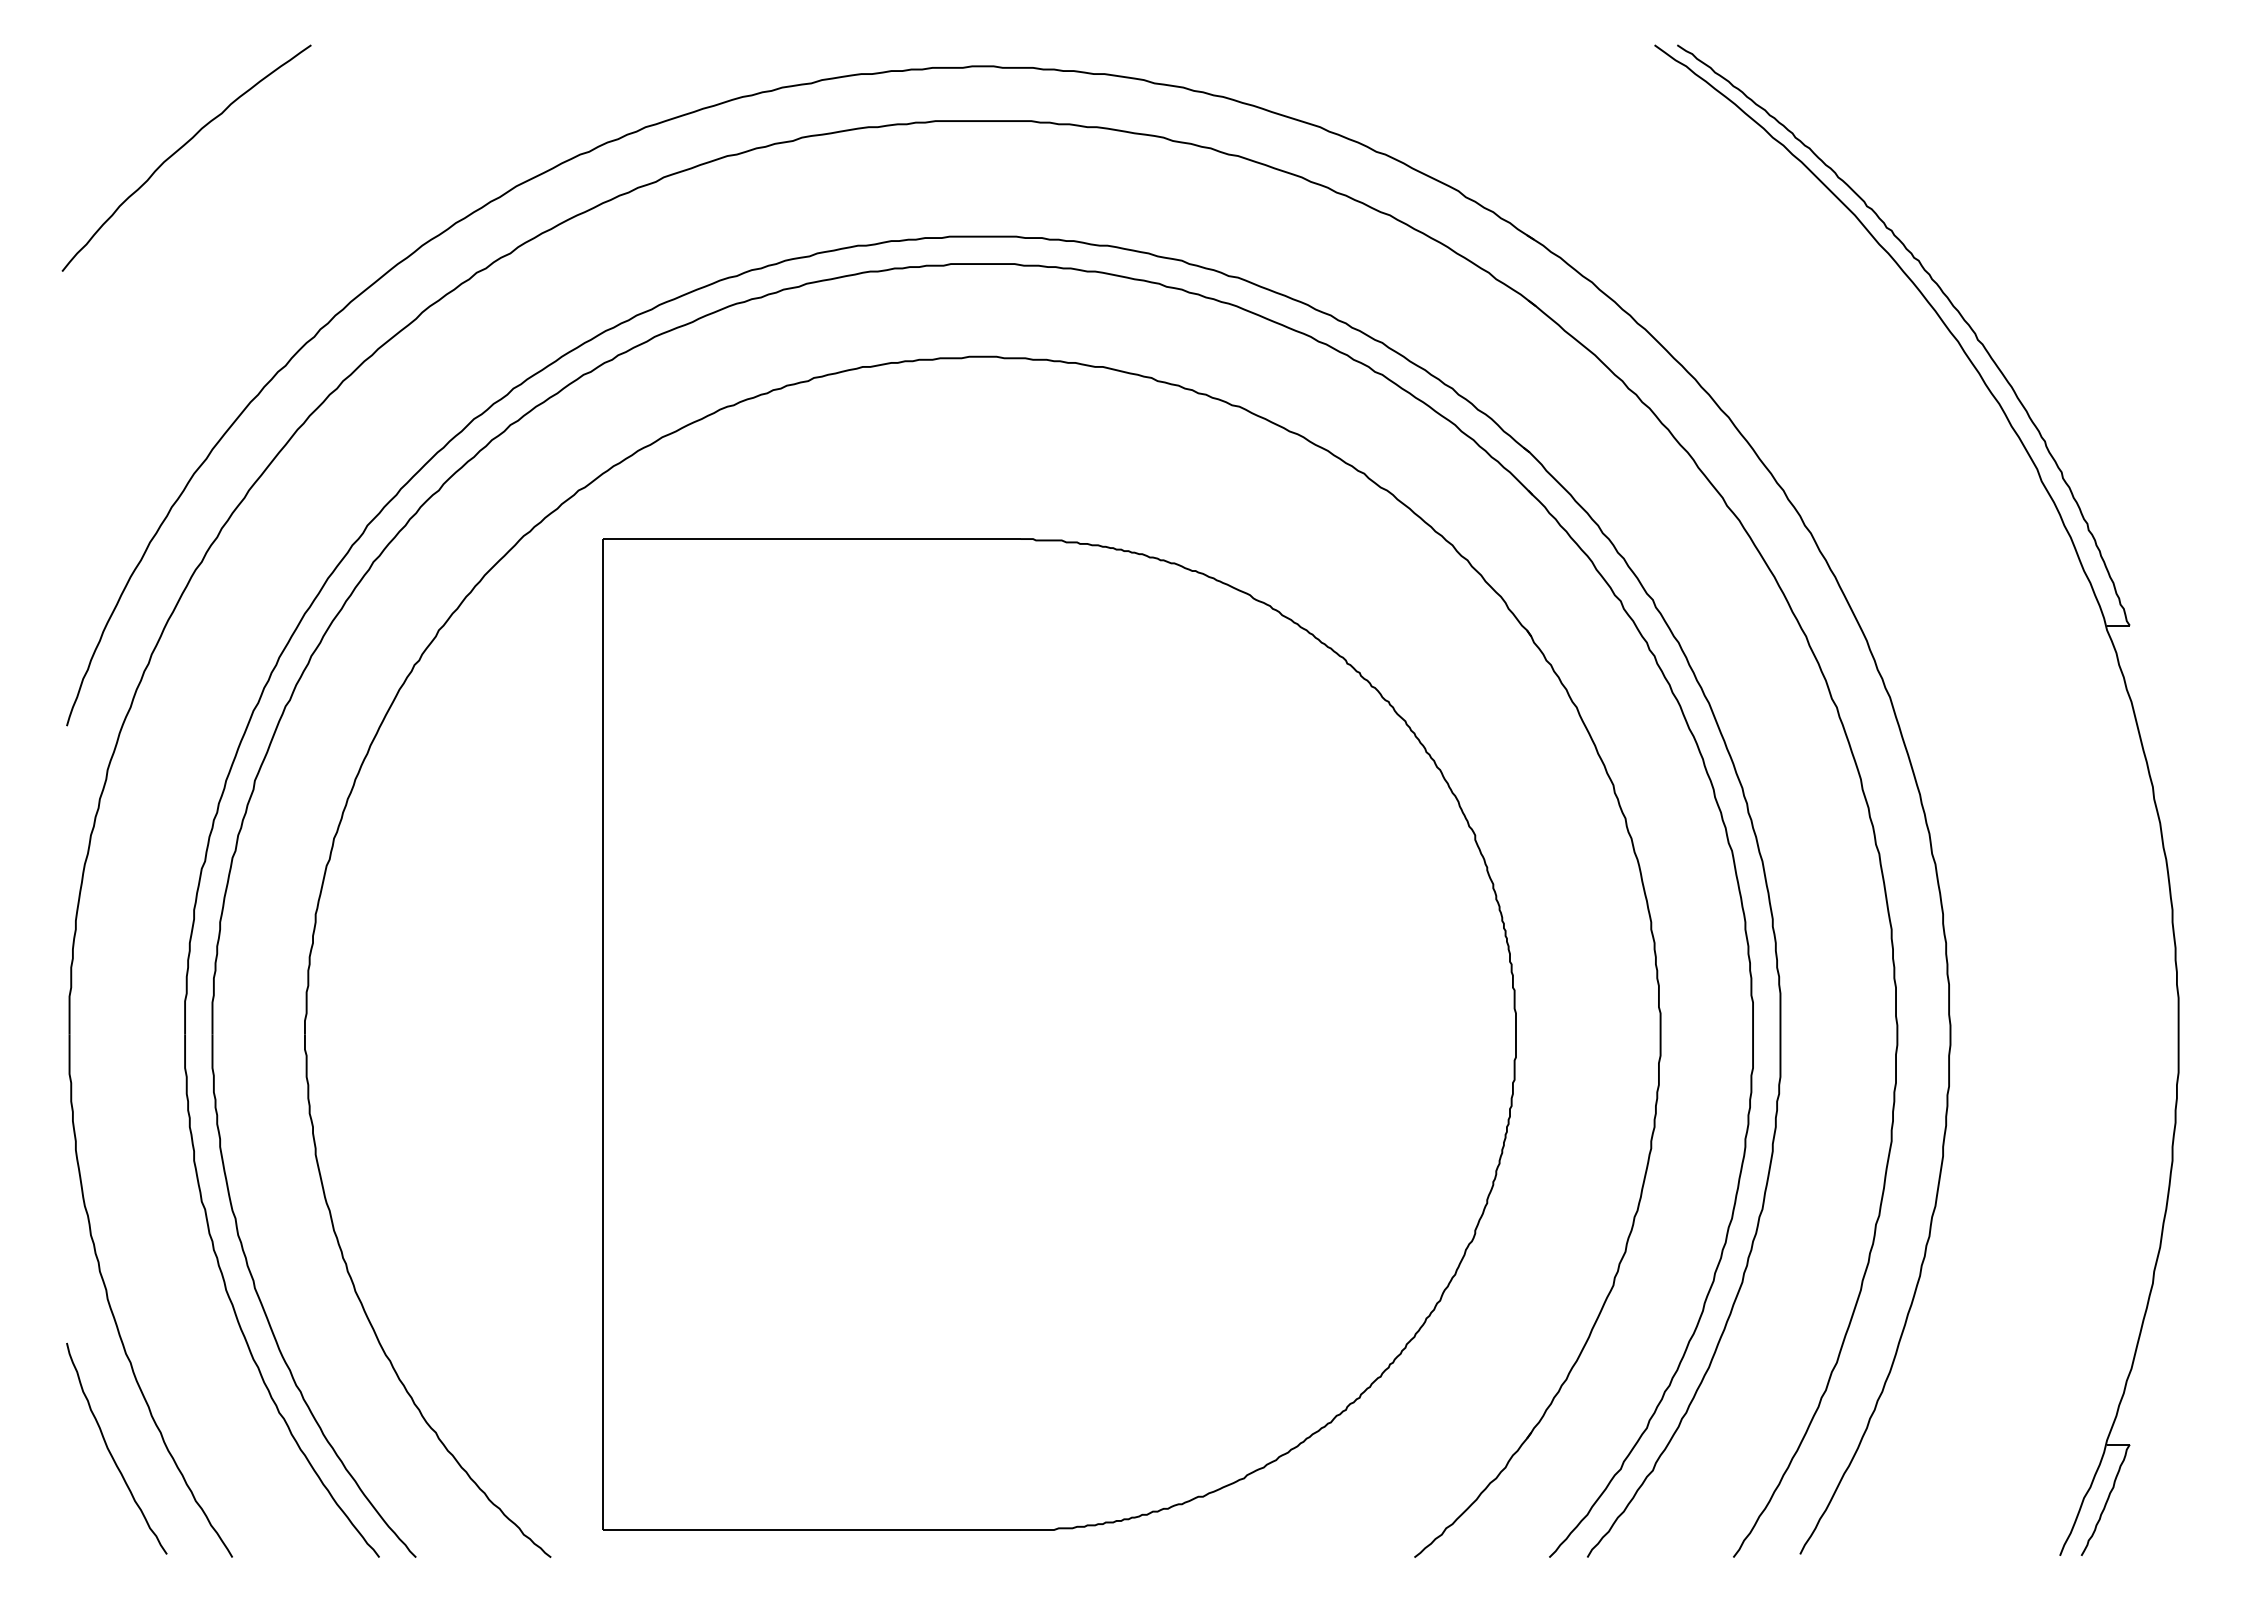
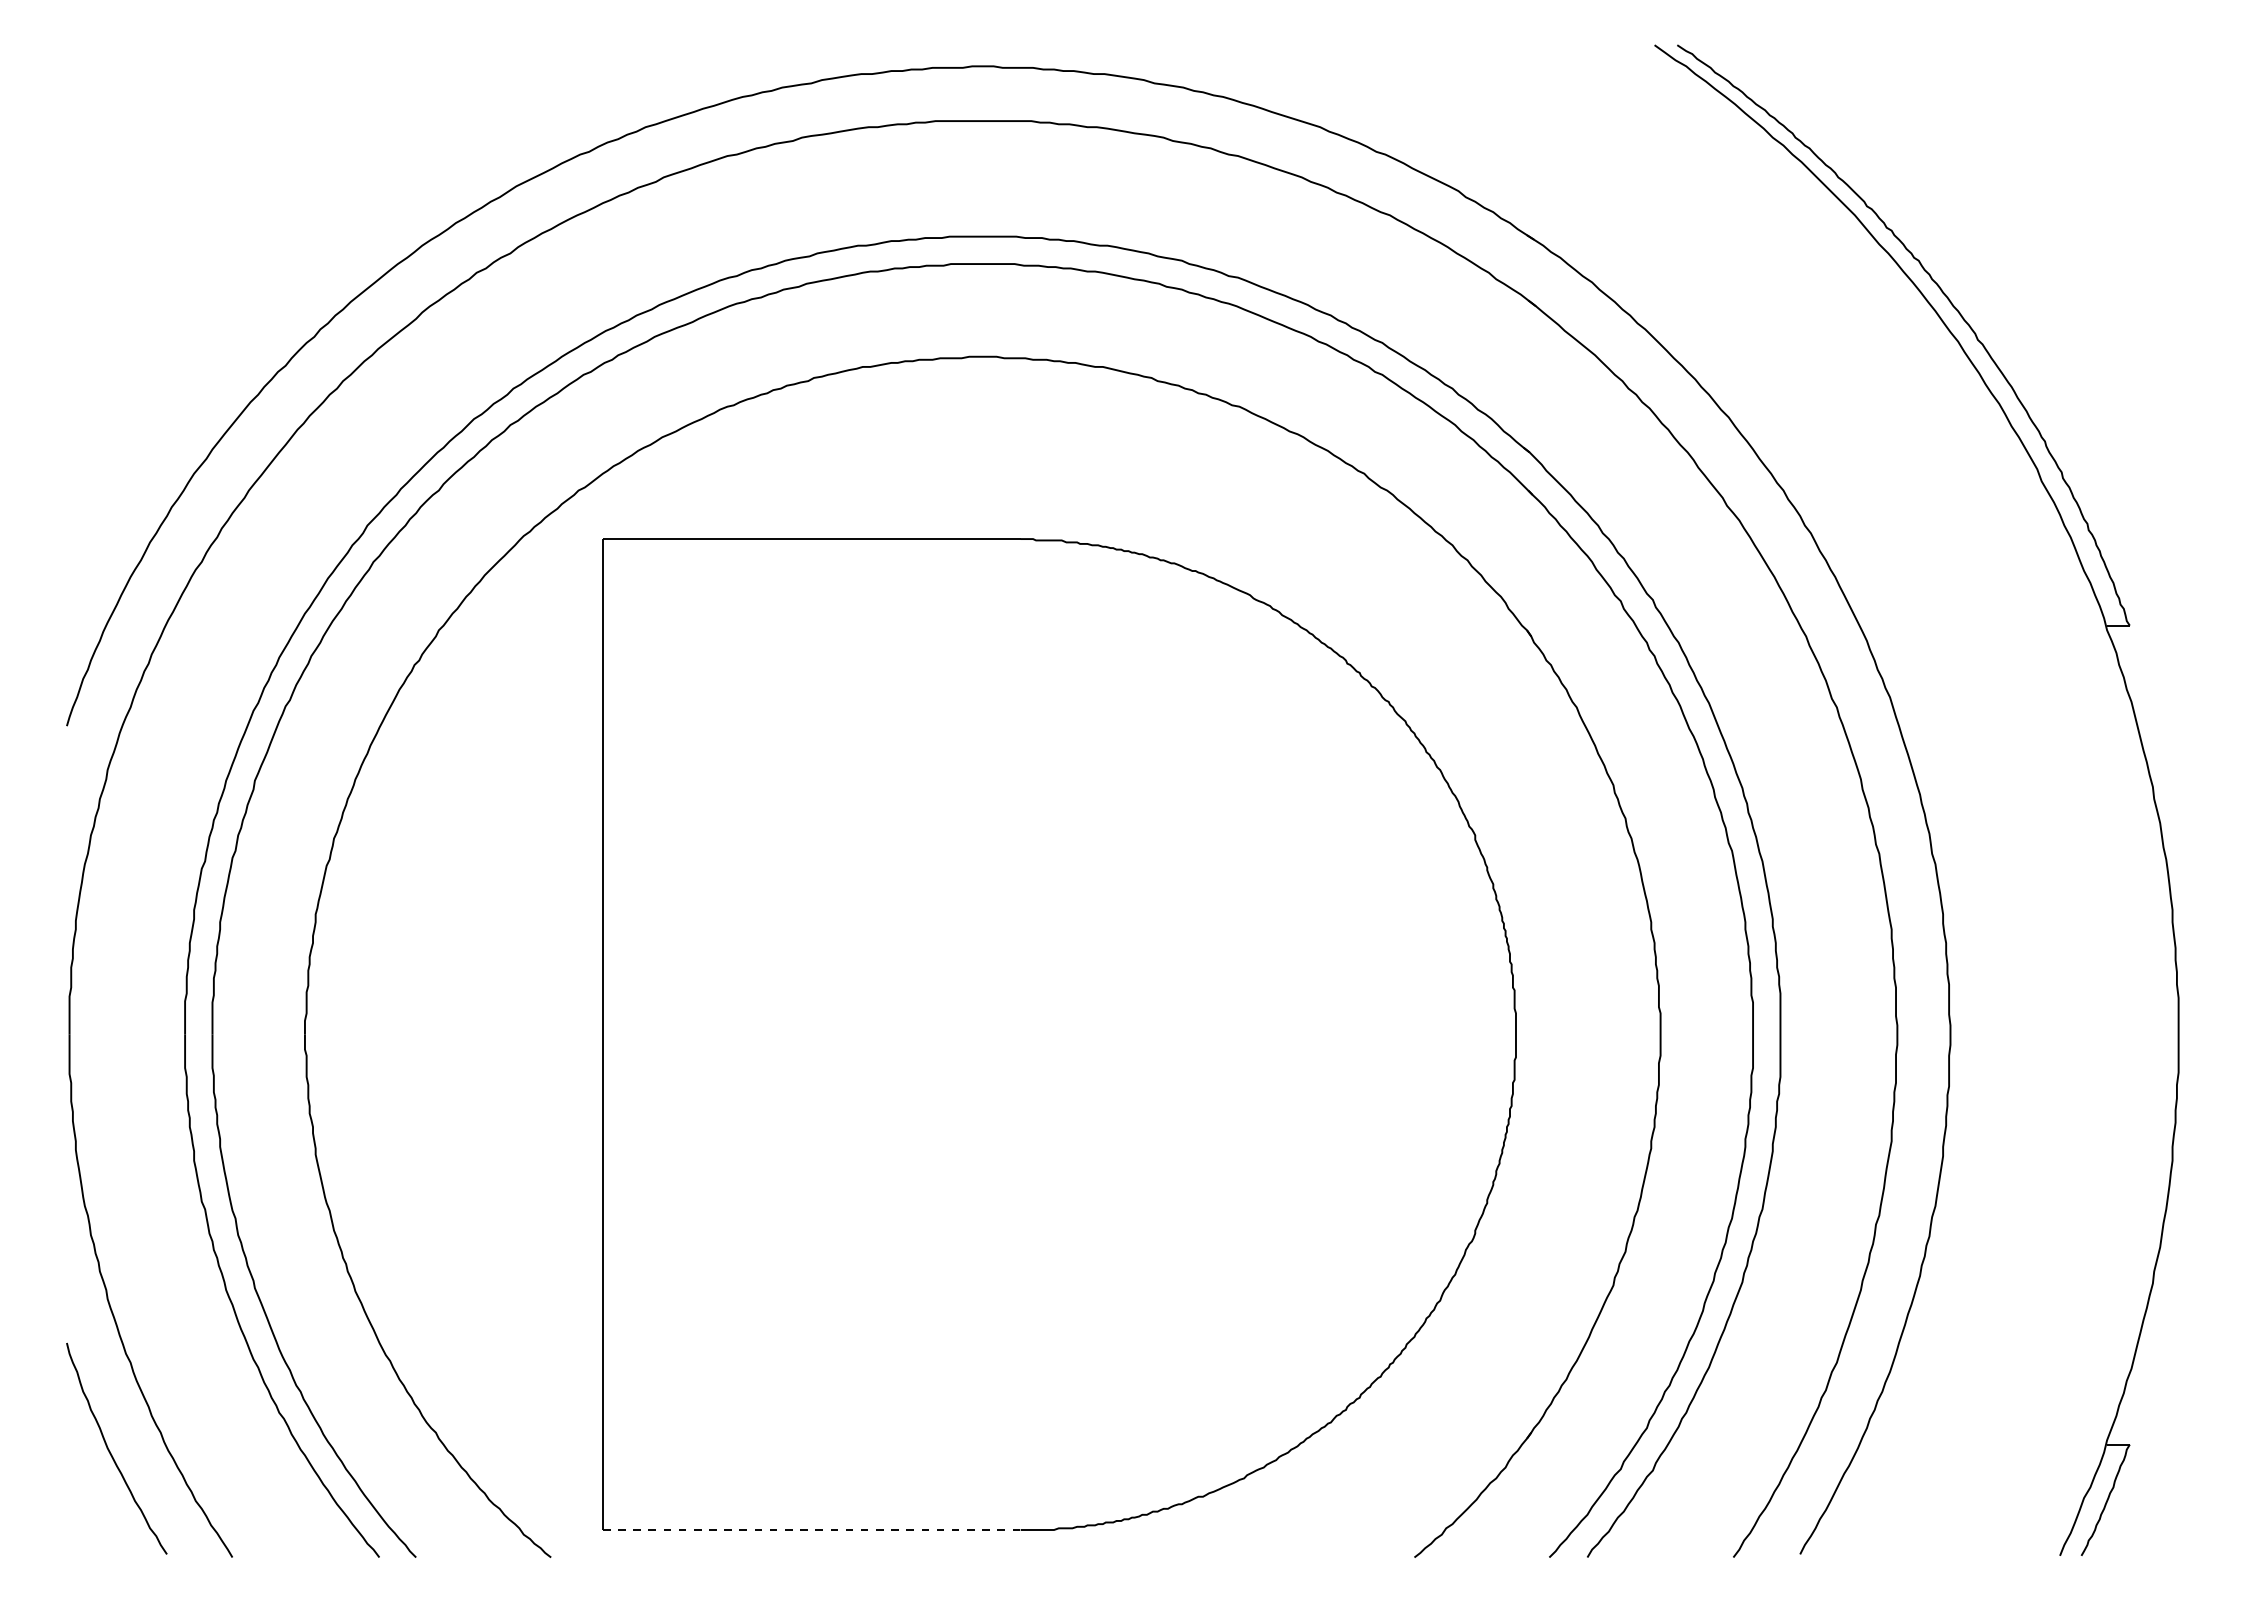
curve: present -> none (179, 150)
line: solid -> dashed (811, 1529)
